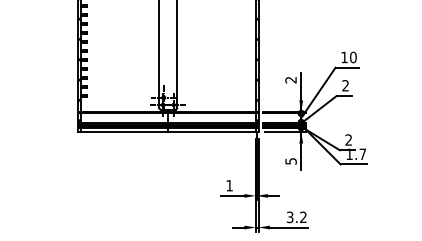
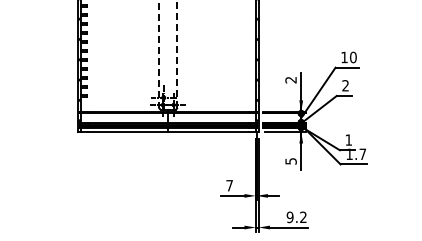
line: solid -> dashed (177, 53)
line: solid -> dashed (159, 54)
text: 2 -> 1 (348, 139)
text: 1 -> 7 (229, 185)
text: 3.2 -> 9.2 (289, 216)
